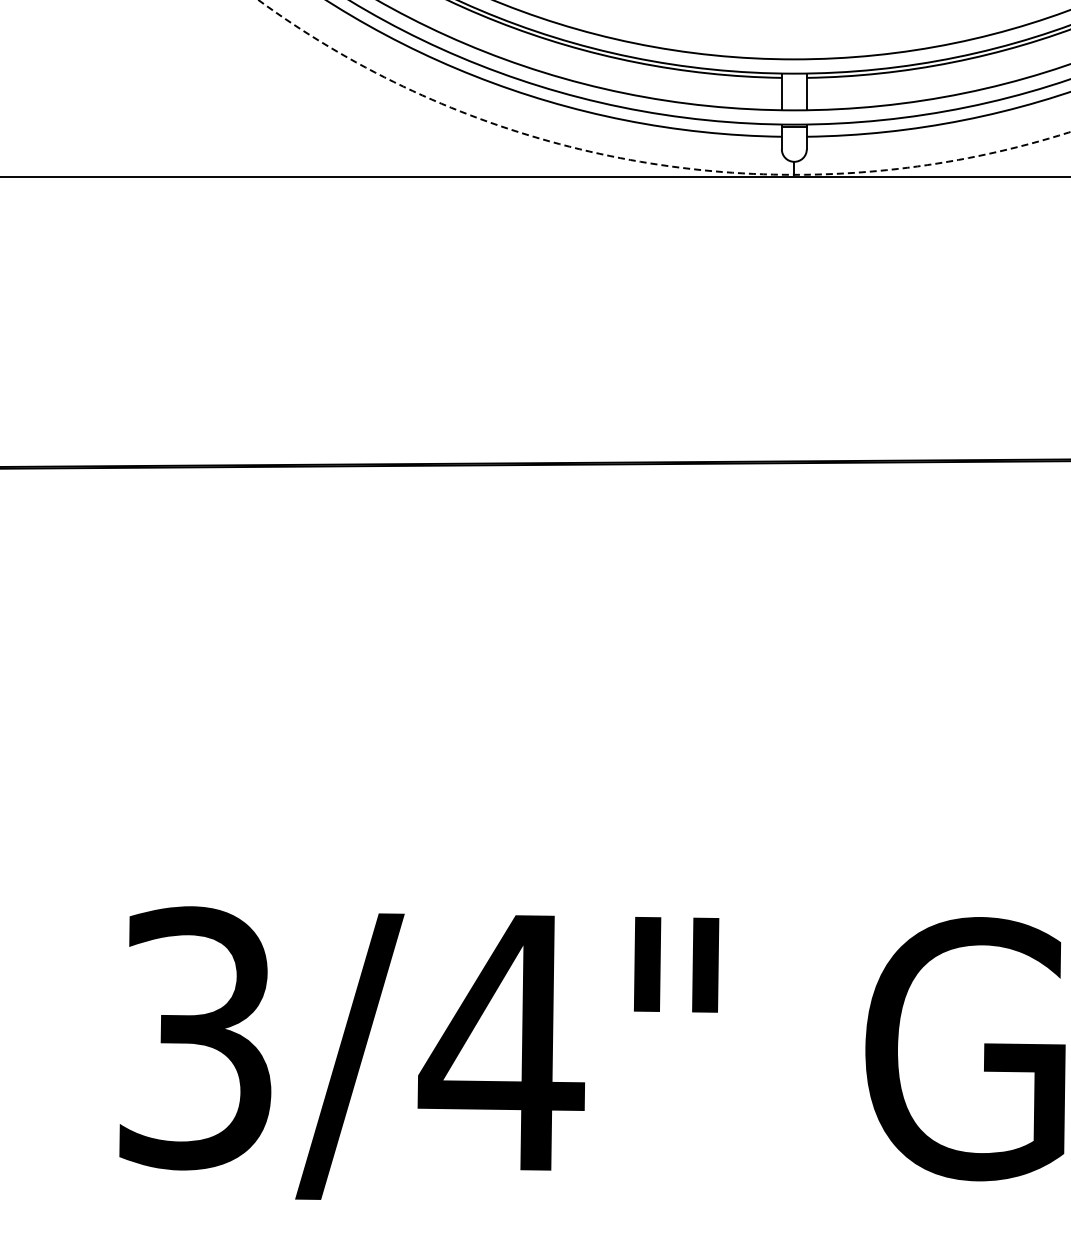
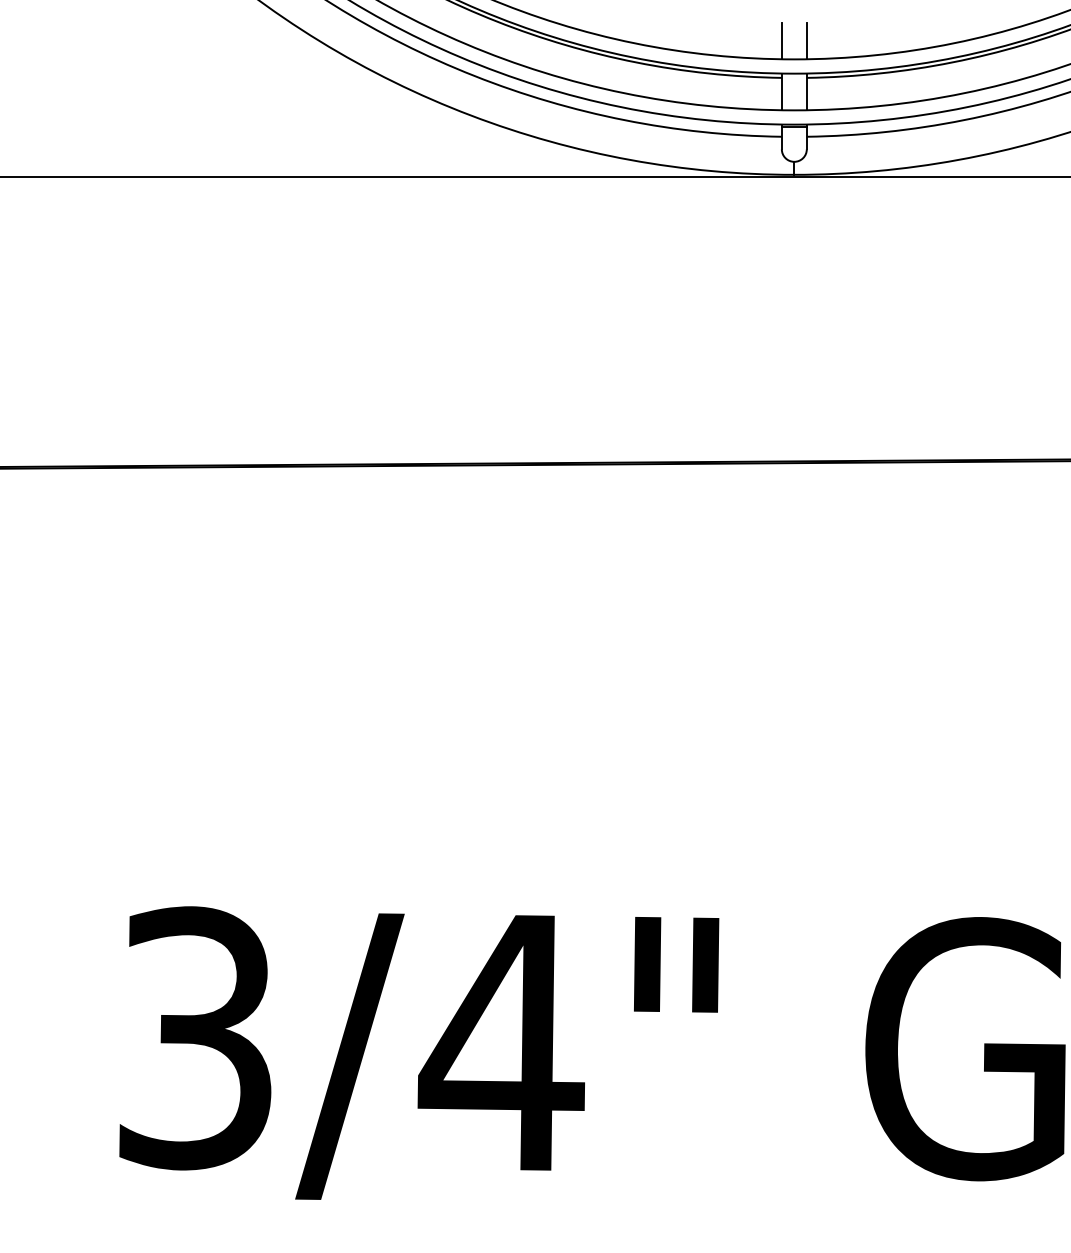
line: none -> present (781, 40)
line: none -> present (806, 40)
arc: dashed -> solid (648, 163)
